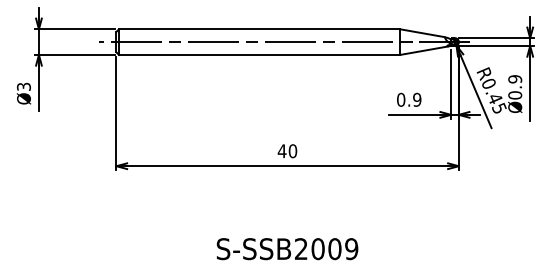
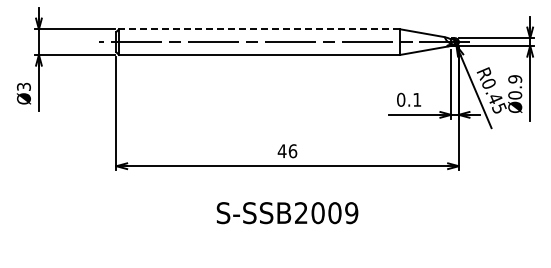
line: solid -> dashed (259, 29)
text: 0.9 -> 0.1 (417, 99)
text: 40 -> 46 (293, 150)
text position: (287, 249) -> (287, 213) (287, 213)
